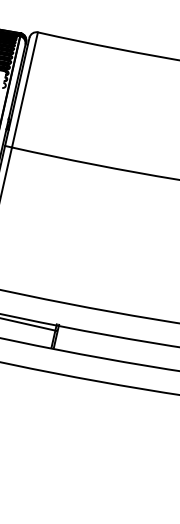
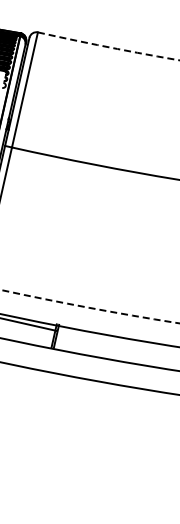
arc: solid -> dashed (109, 47)
arc: solid -> dashed (89, 307)
